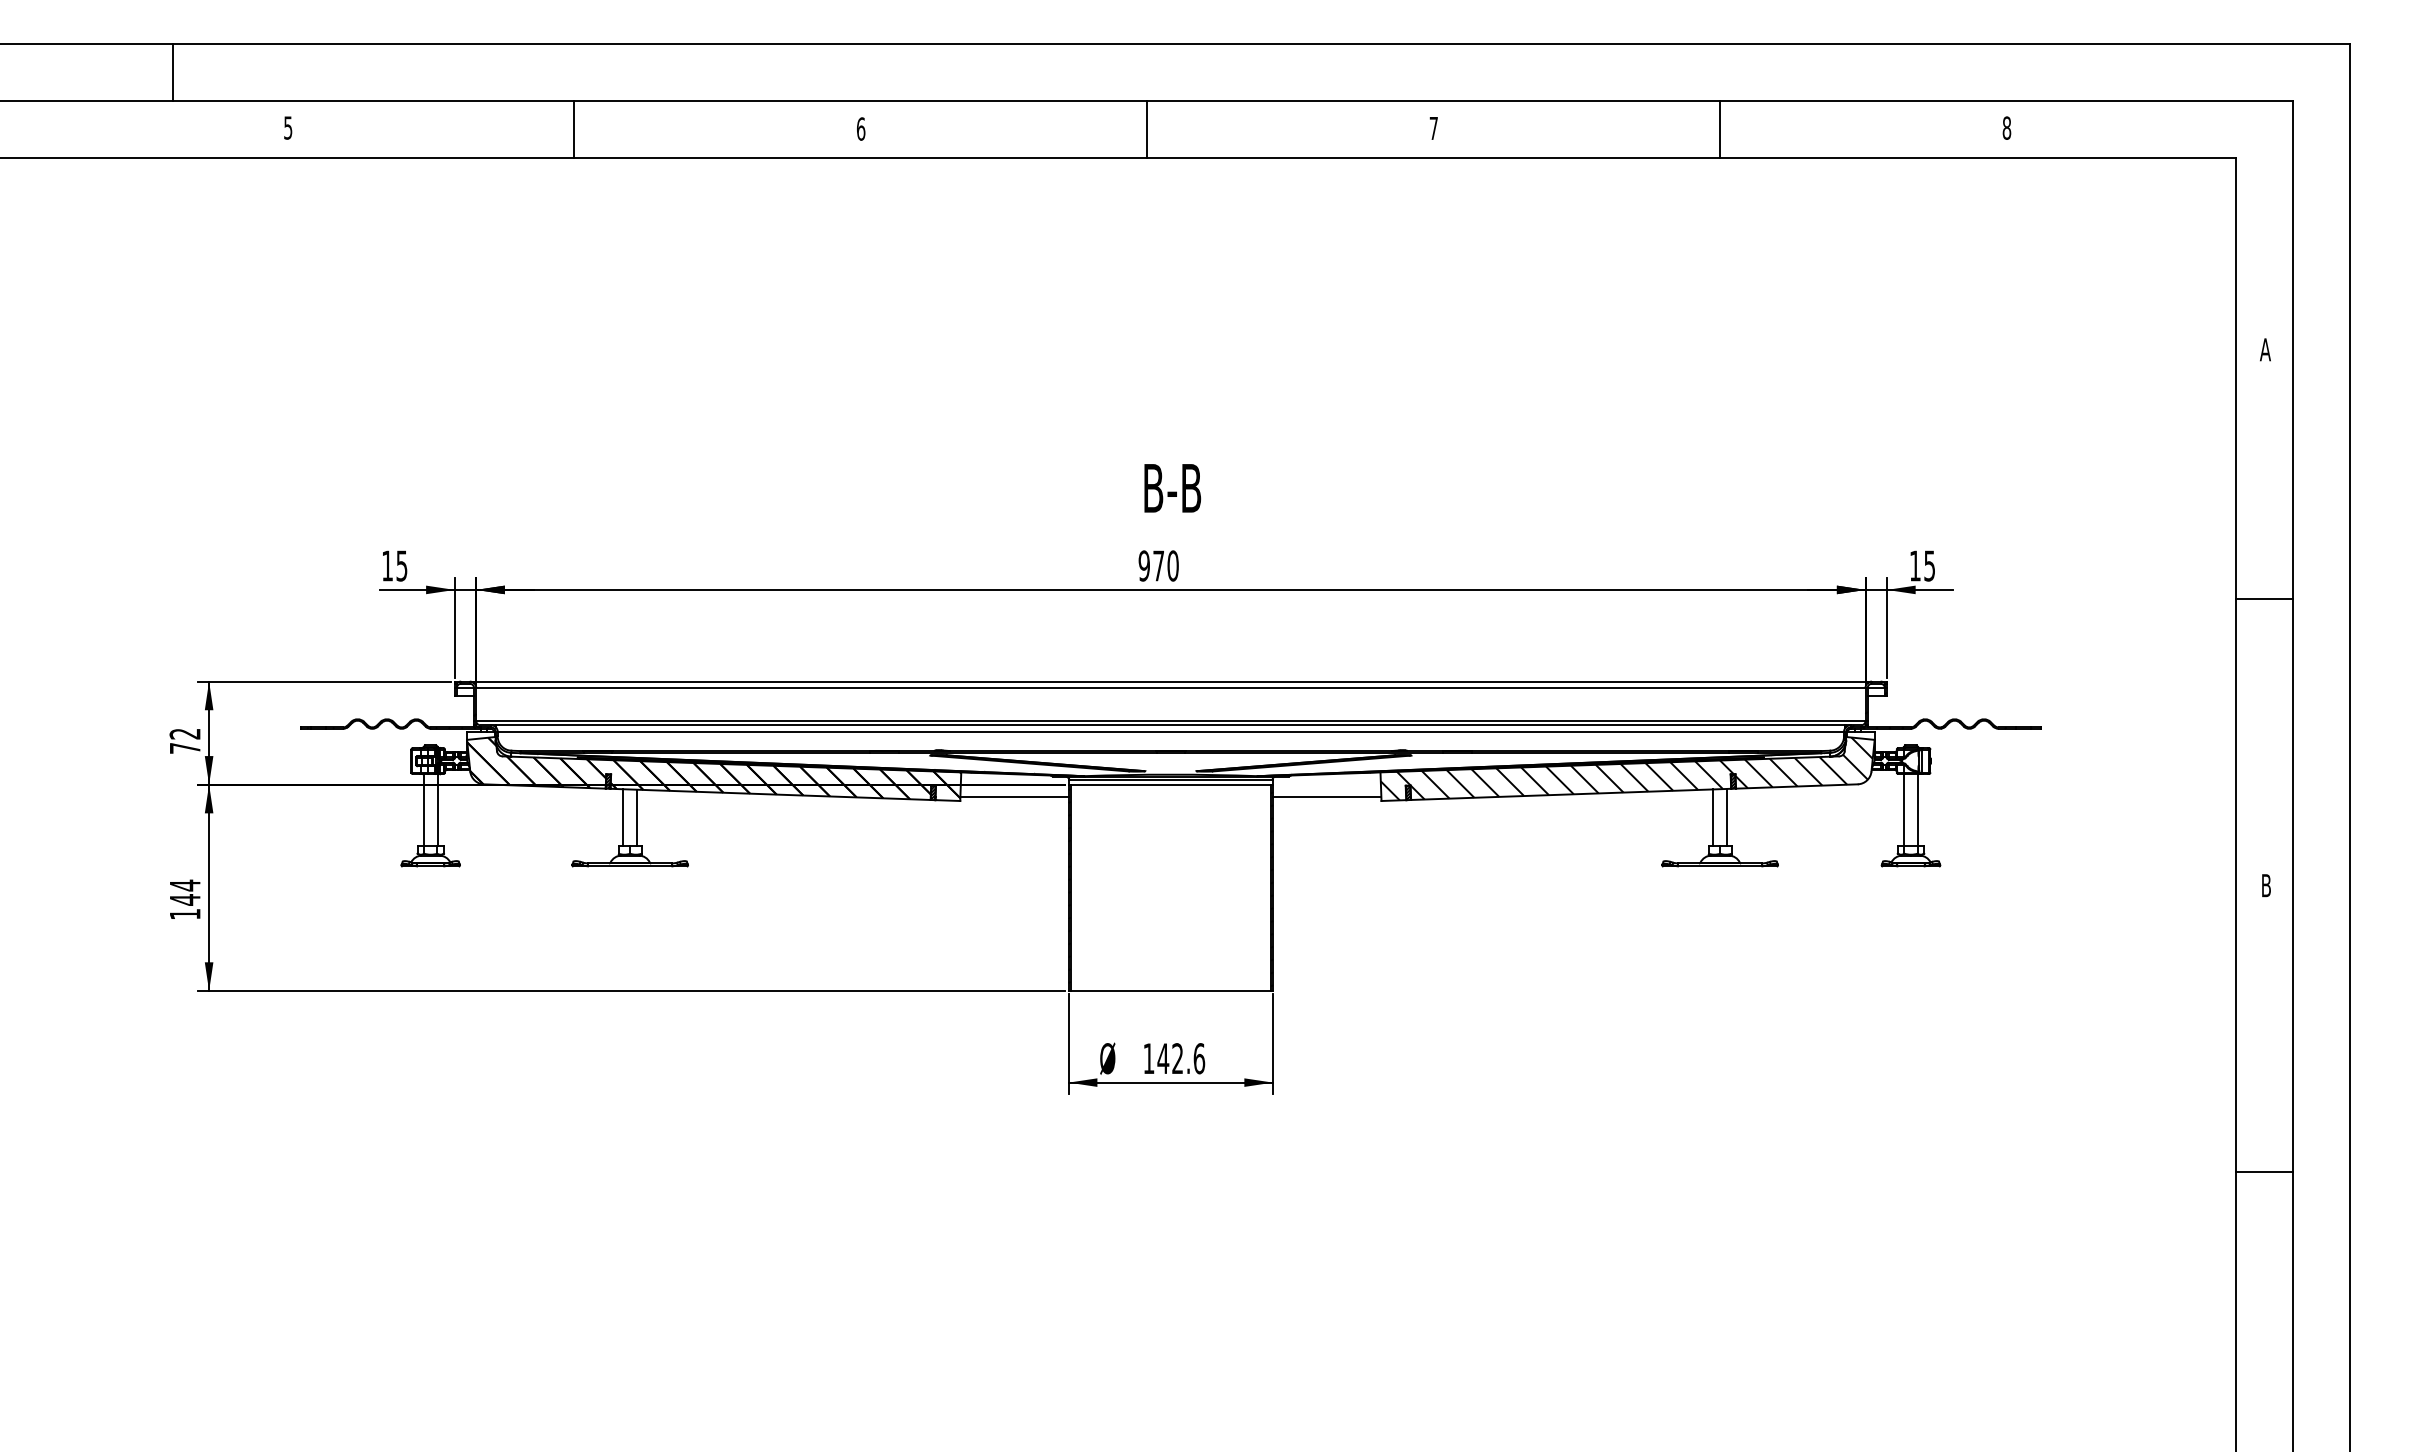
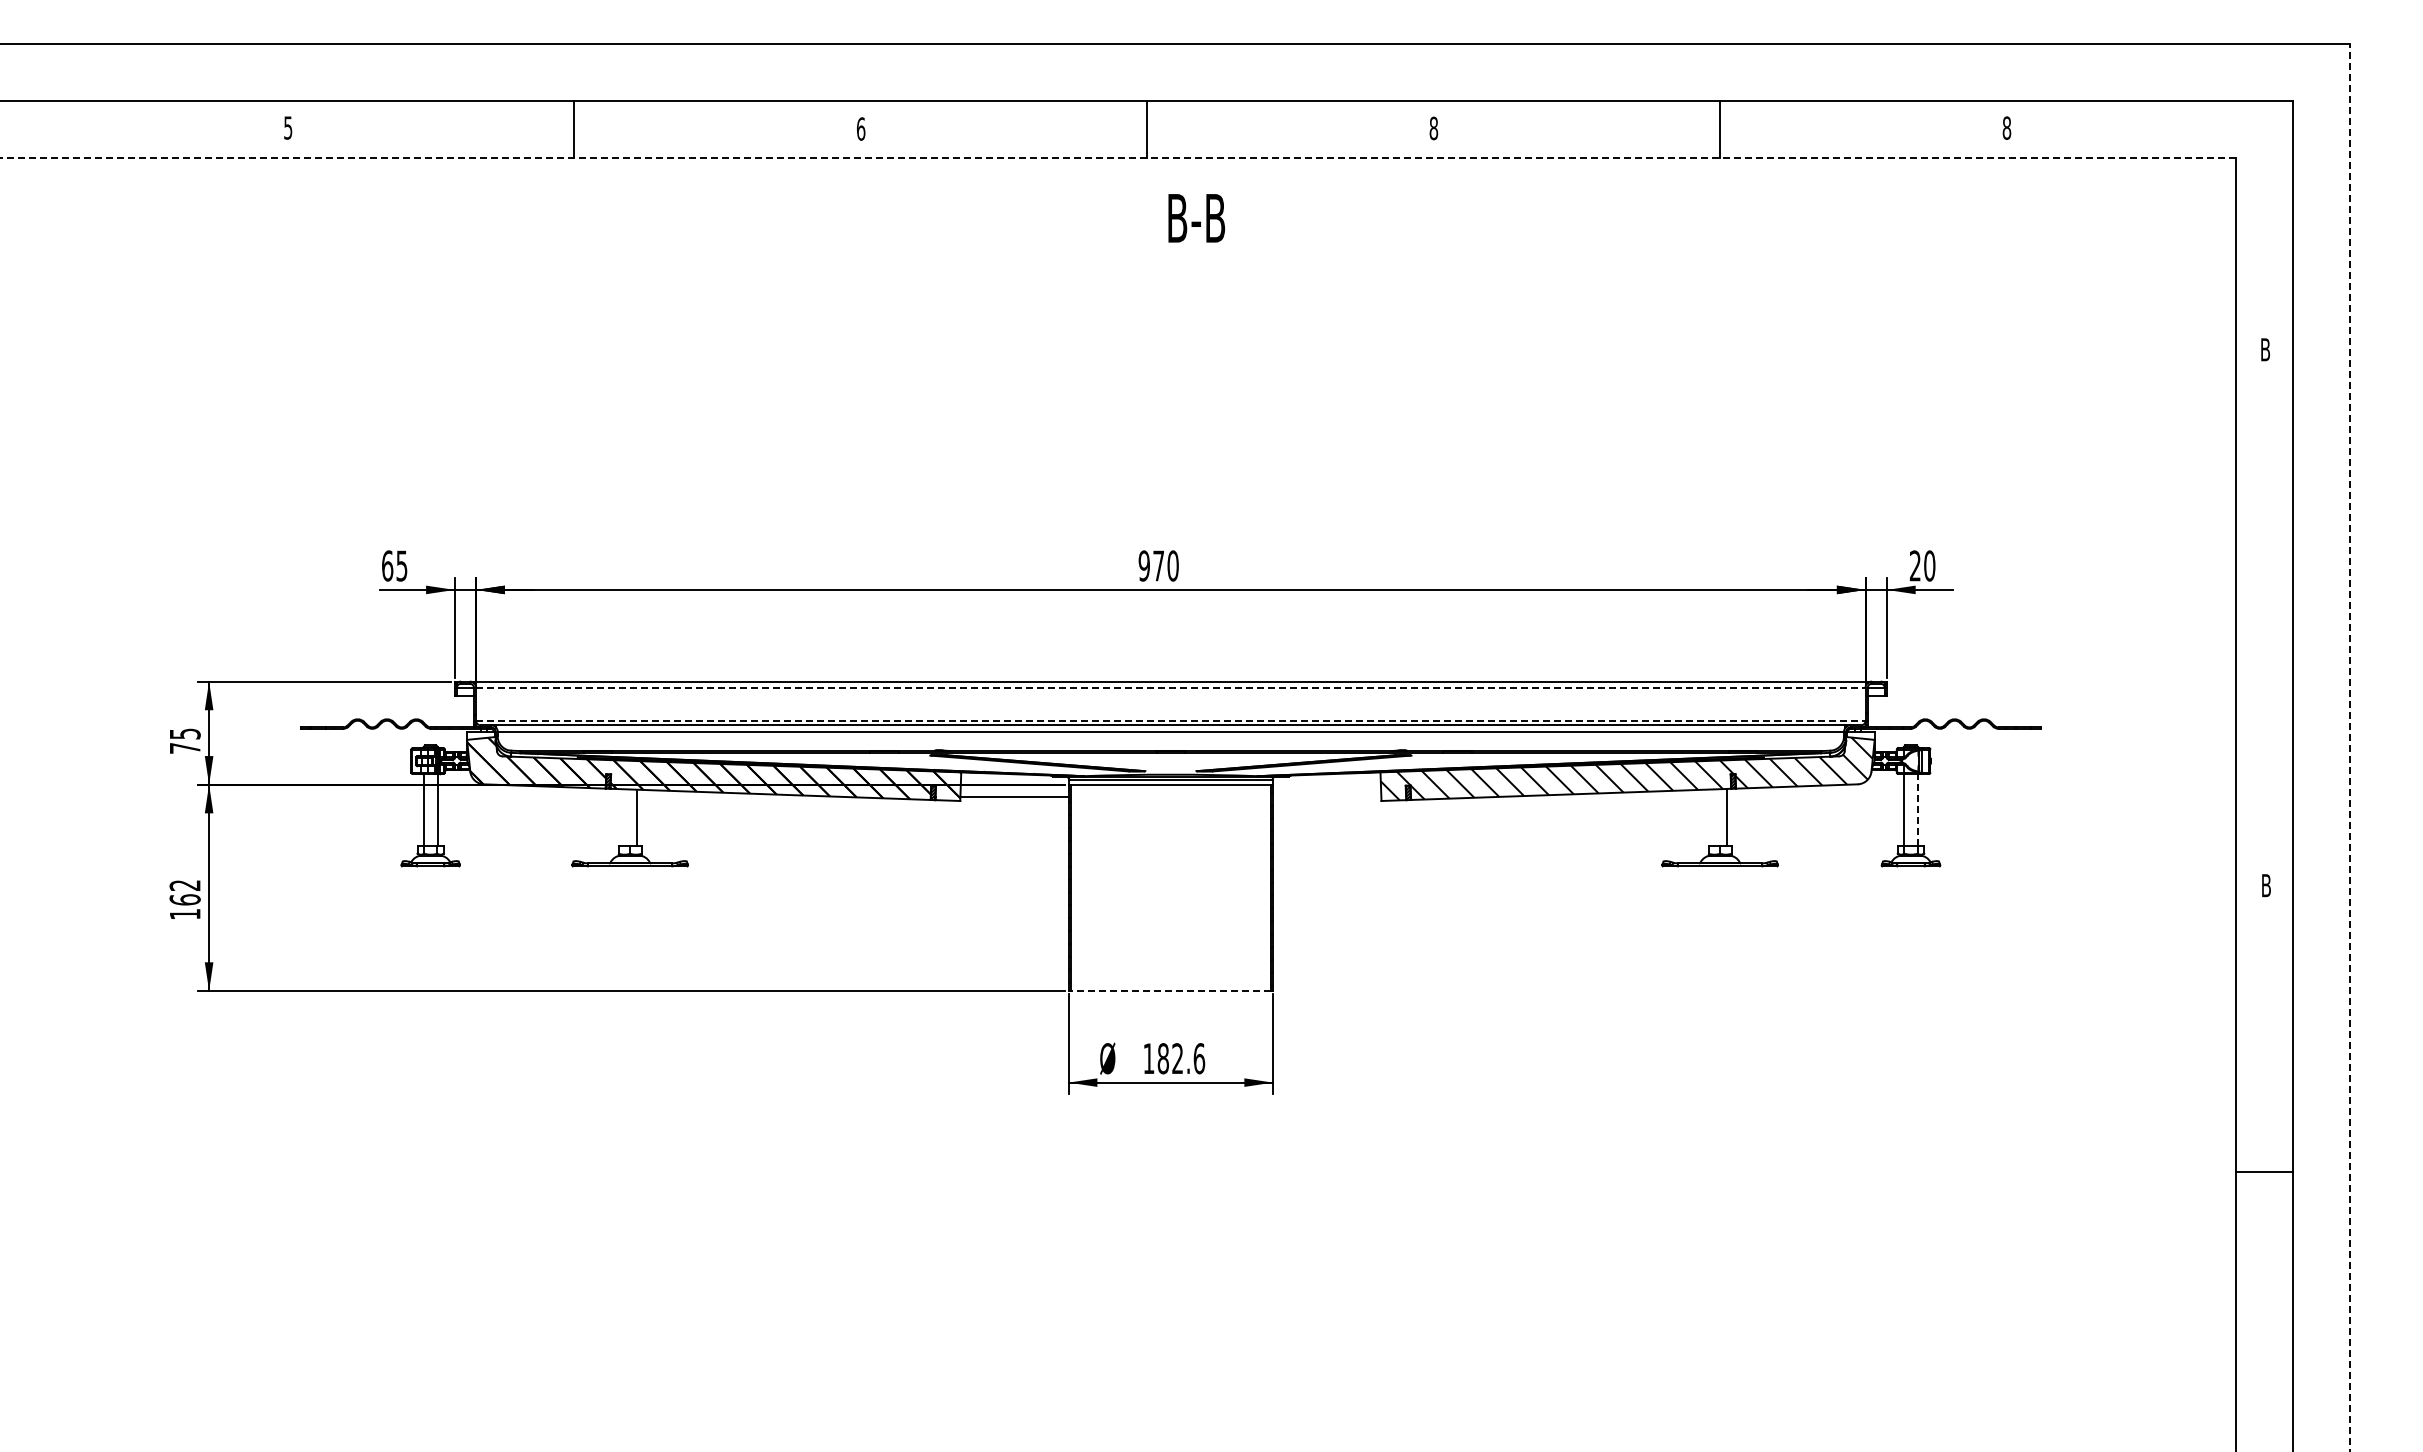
line: present -> none (173, 71)
text: 7 -> 8 (1433, 128)
line: solid -> dashed (1117, 158)
text: A -> B (2265, 349)
text position: (1172, 488) -> (1196, 218) (1196, 218)
text: 15 -> 65 (387, 565)
text: 15 -> 20 (1922, 565)
line: present -> none (2264, 599)
line: solid -> dashed (1170, 688)
line: solid -> dashed (1170, 720)
text: 72 -> 75 (184, 733)
line: solid -> dashed (2350, 747)
line: present -> none (1327, 796)
line: solid -> dashed (1918, 809)
line: present -> none (623, 817)
line: present -> none (1713, 817)
text: 144 -> 162 (184, 892)
line: solid -> dashed (1170, 990)
text: 142.6 -> 182.6 (1163, 1058)
